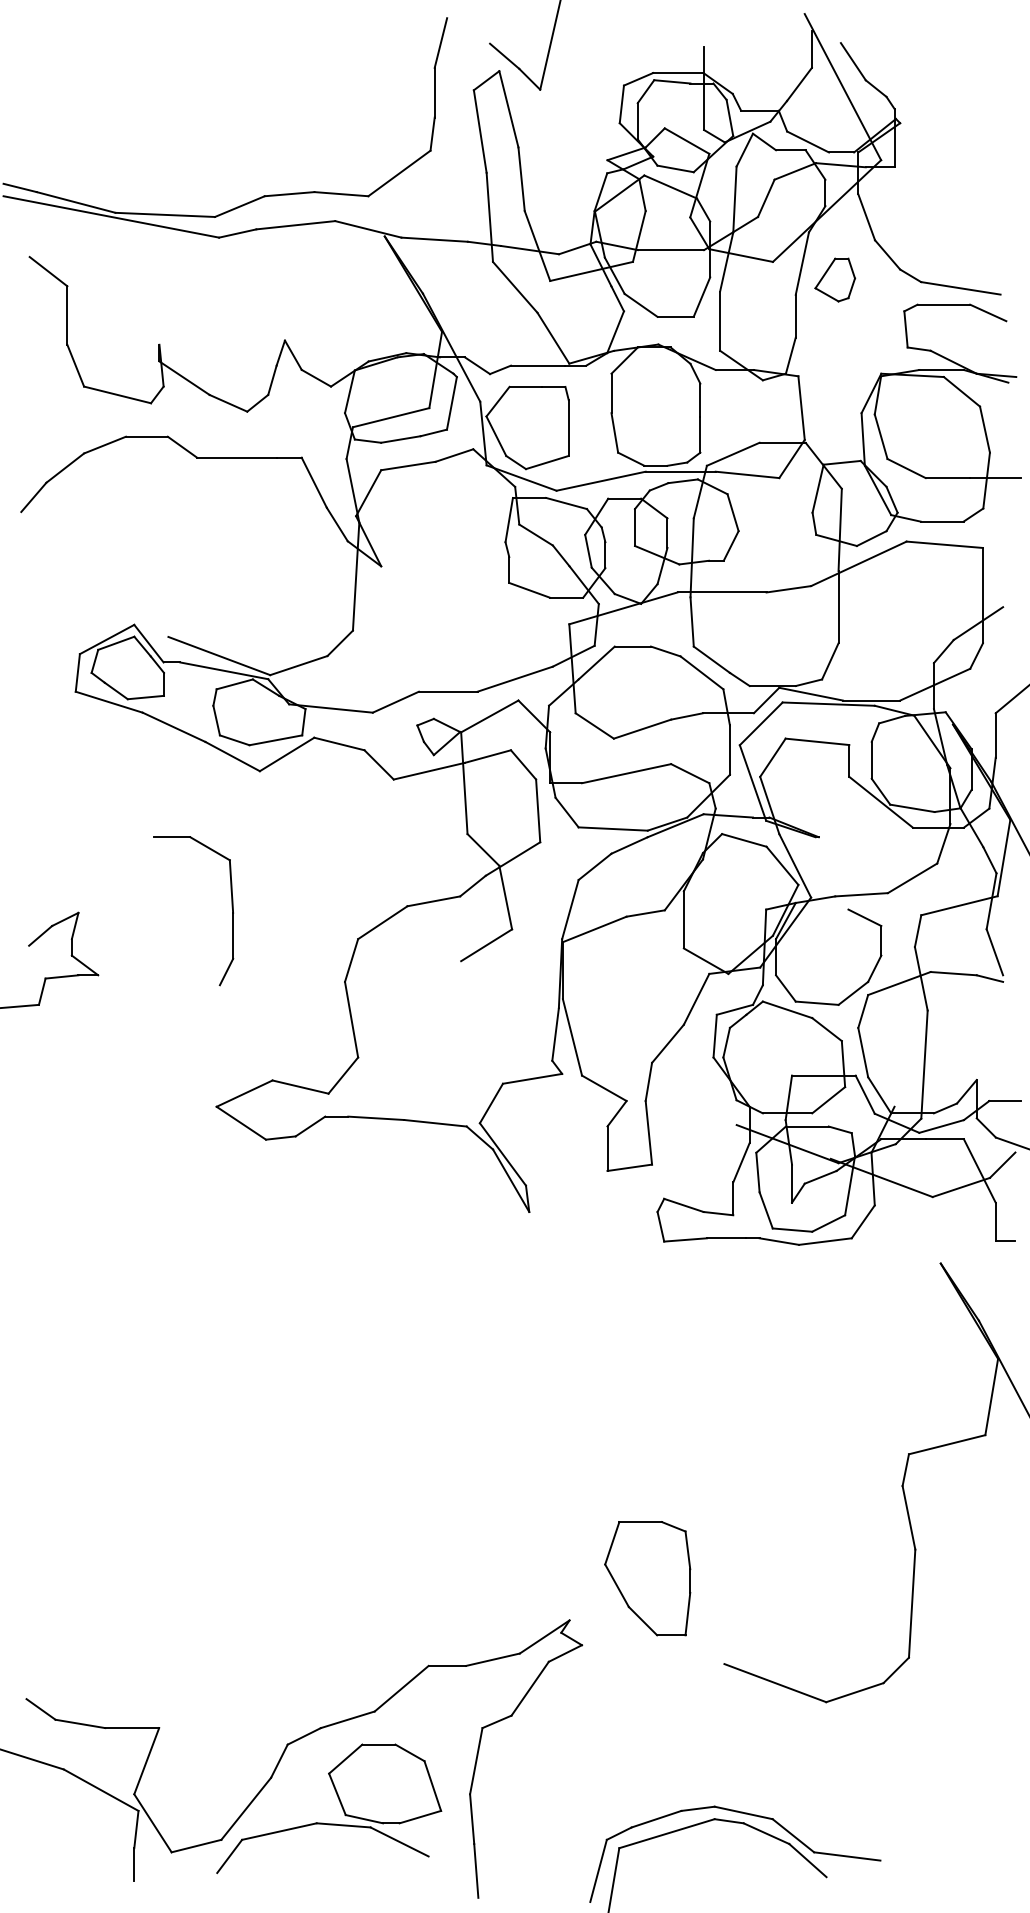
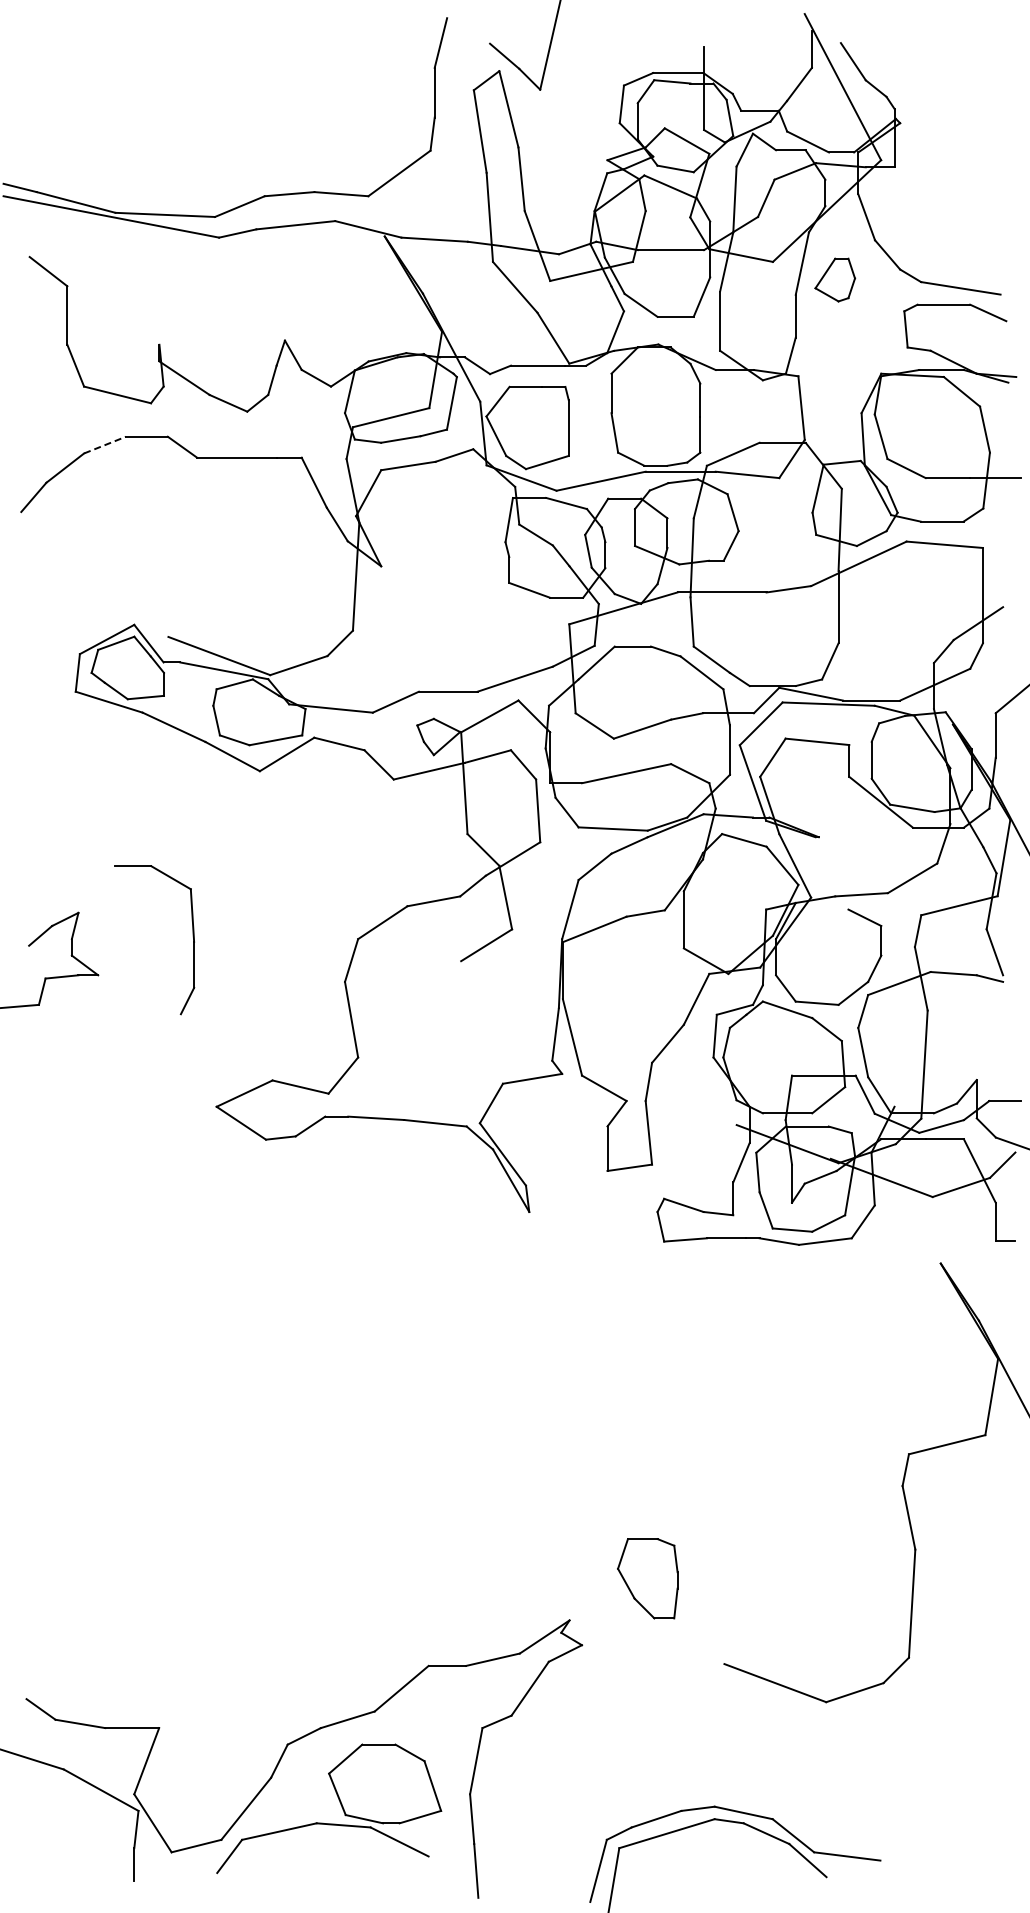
line: solid -> dashed (105, 445)
part position: (231, 907) -> (192, 936) (192, 936)
part size: 88x116 px -> 62x82 px (647, 1578)
